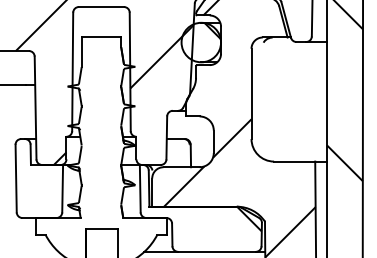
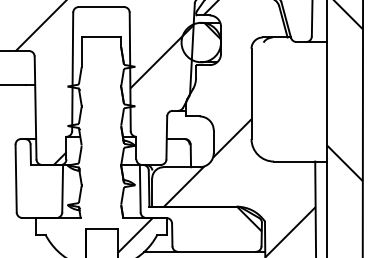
hatch: none -> present (135, 235)
